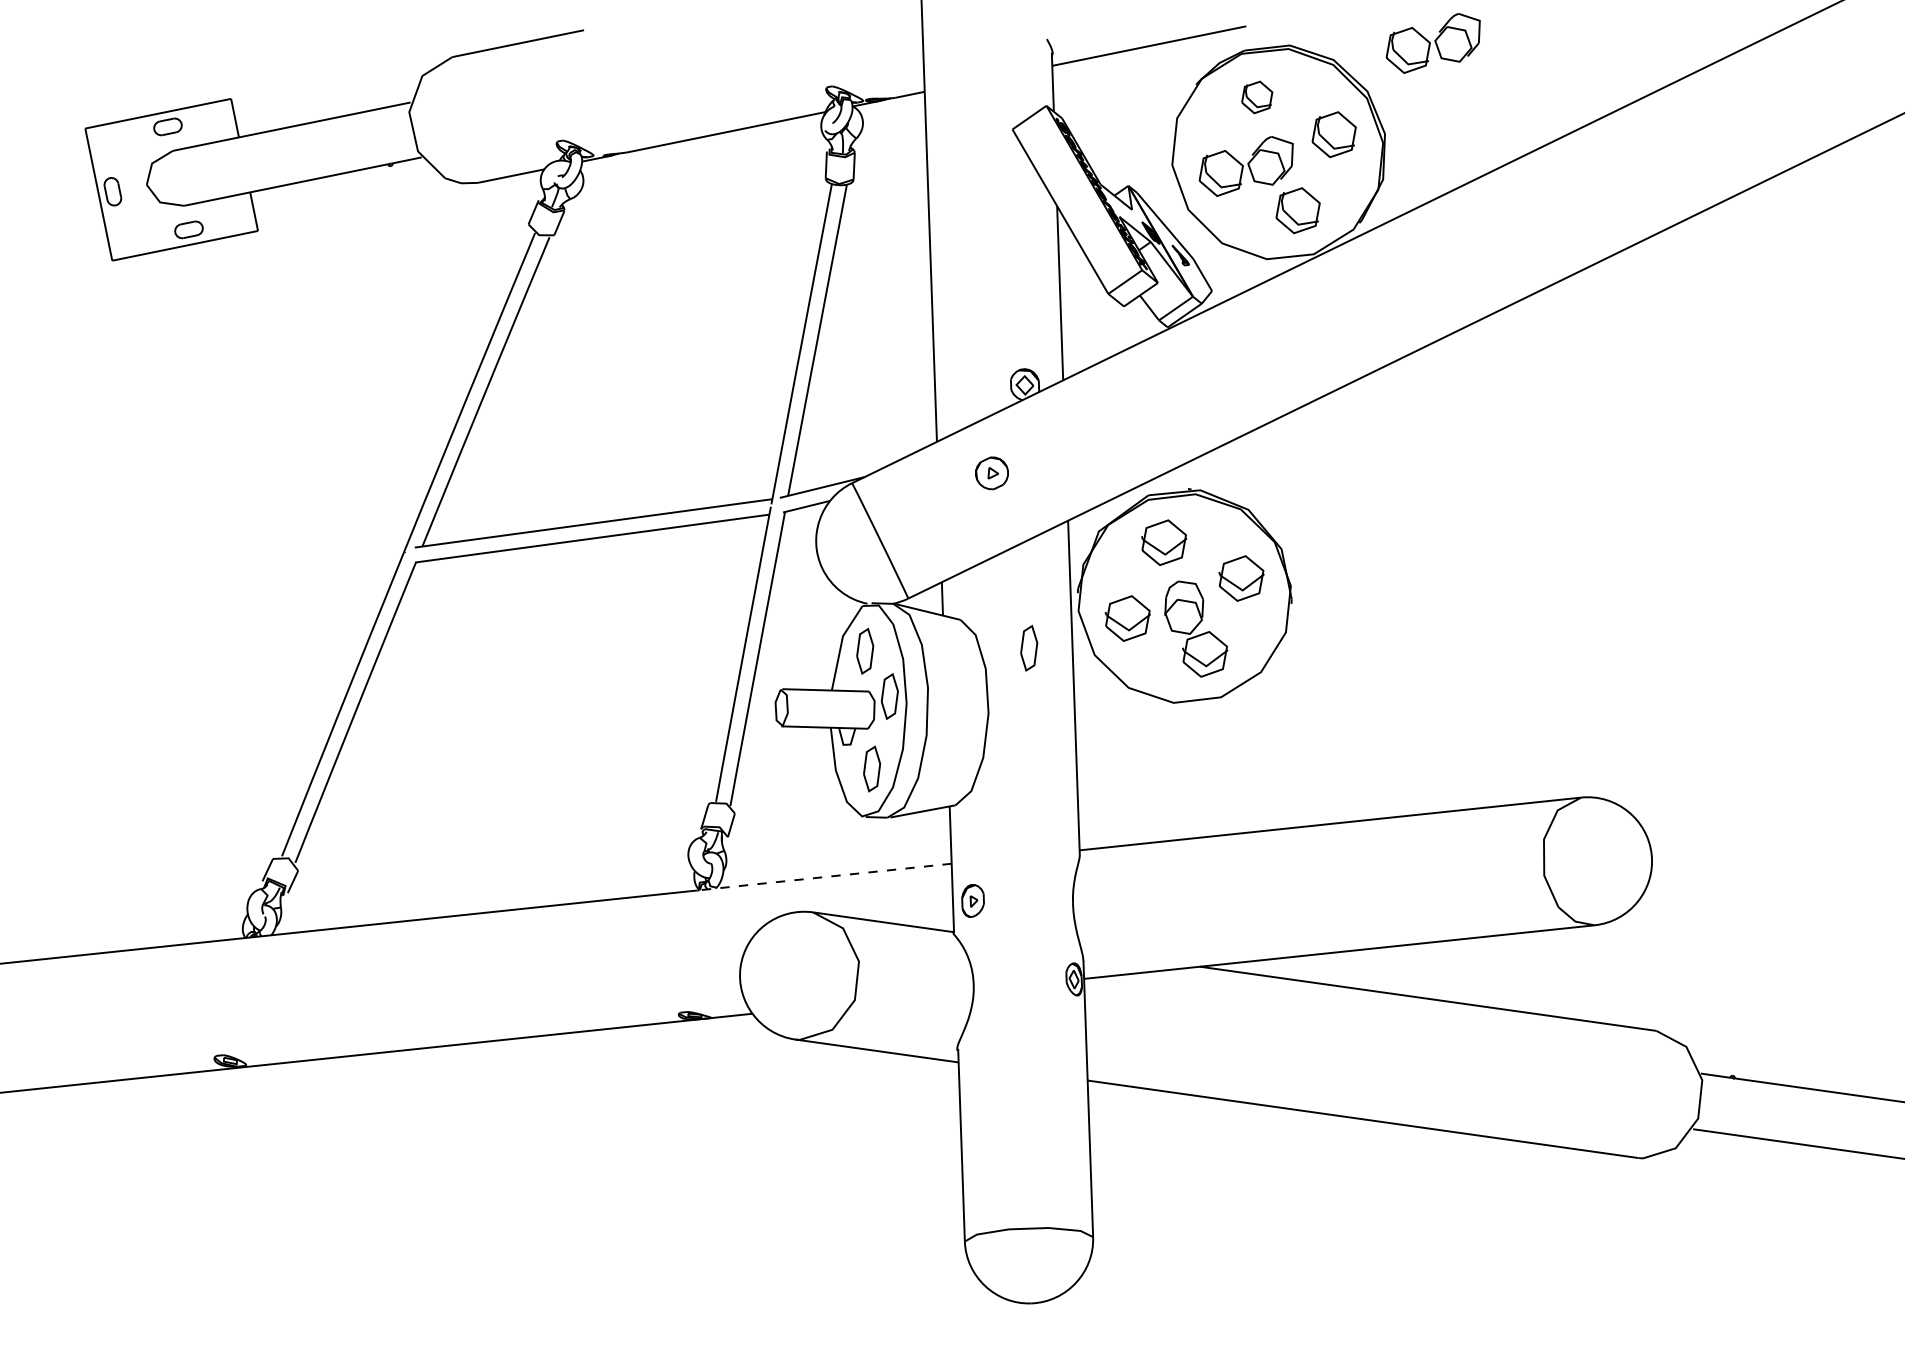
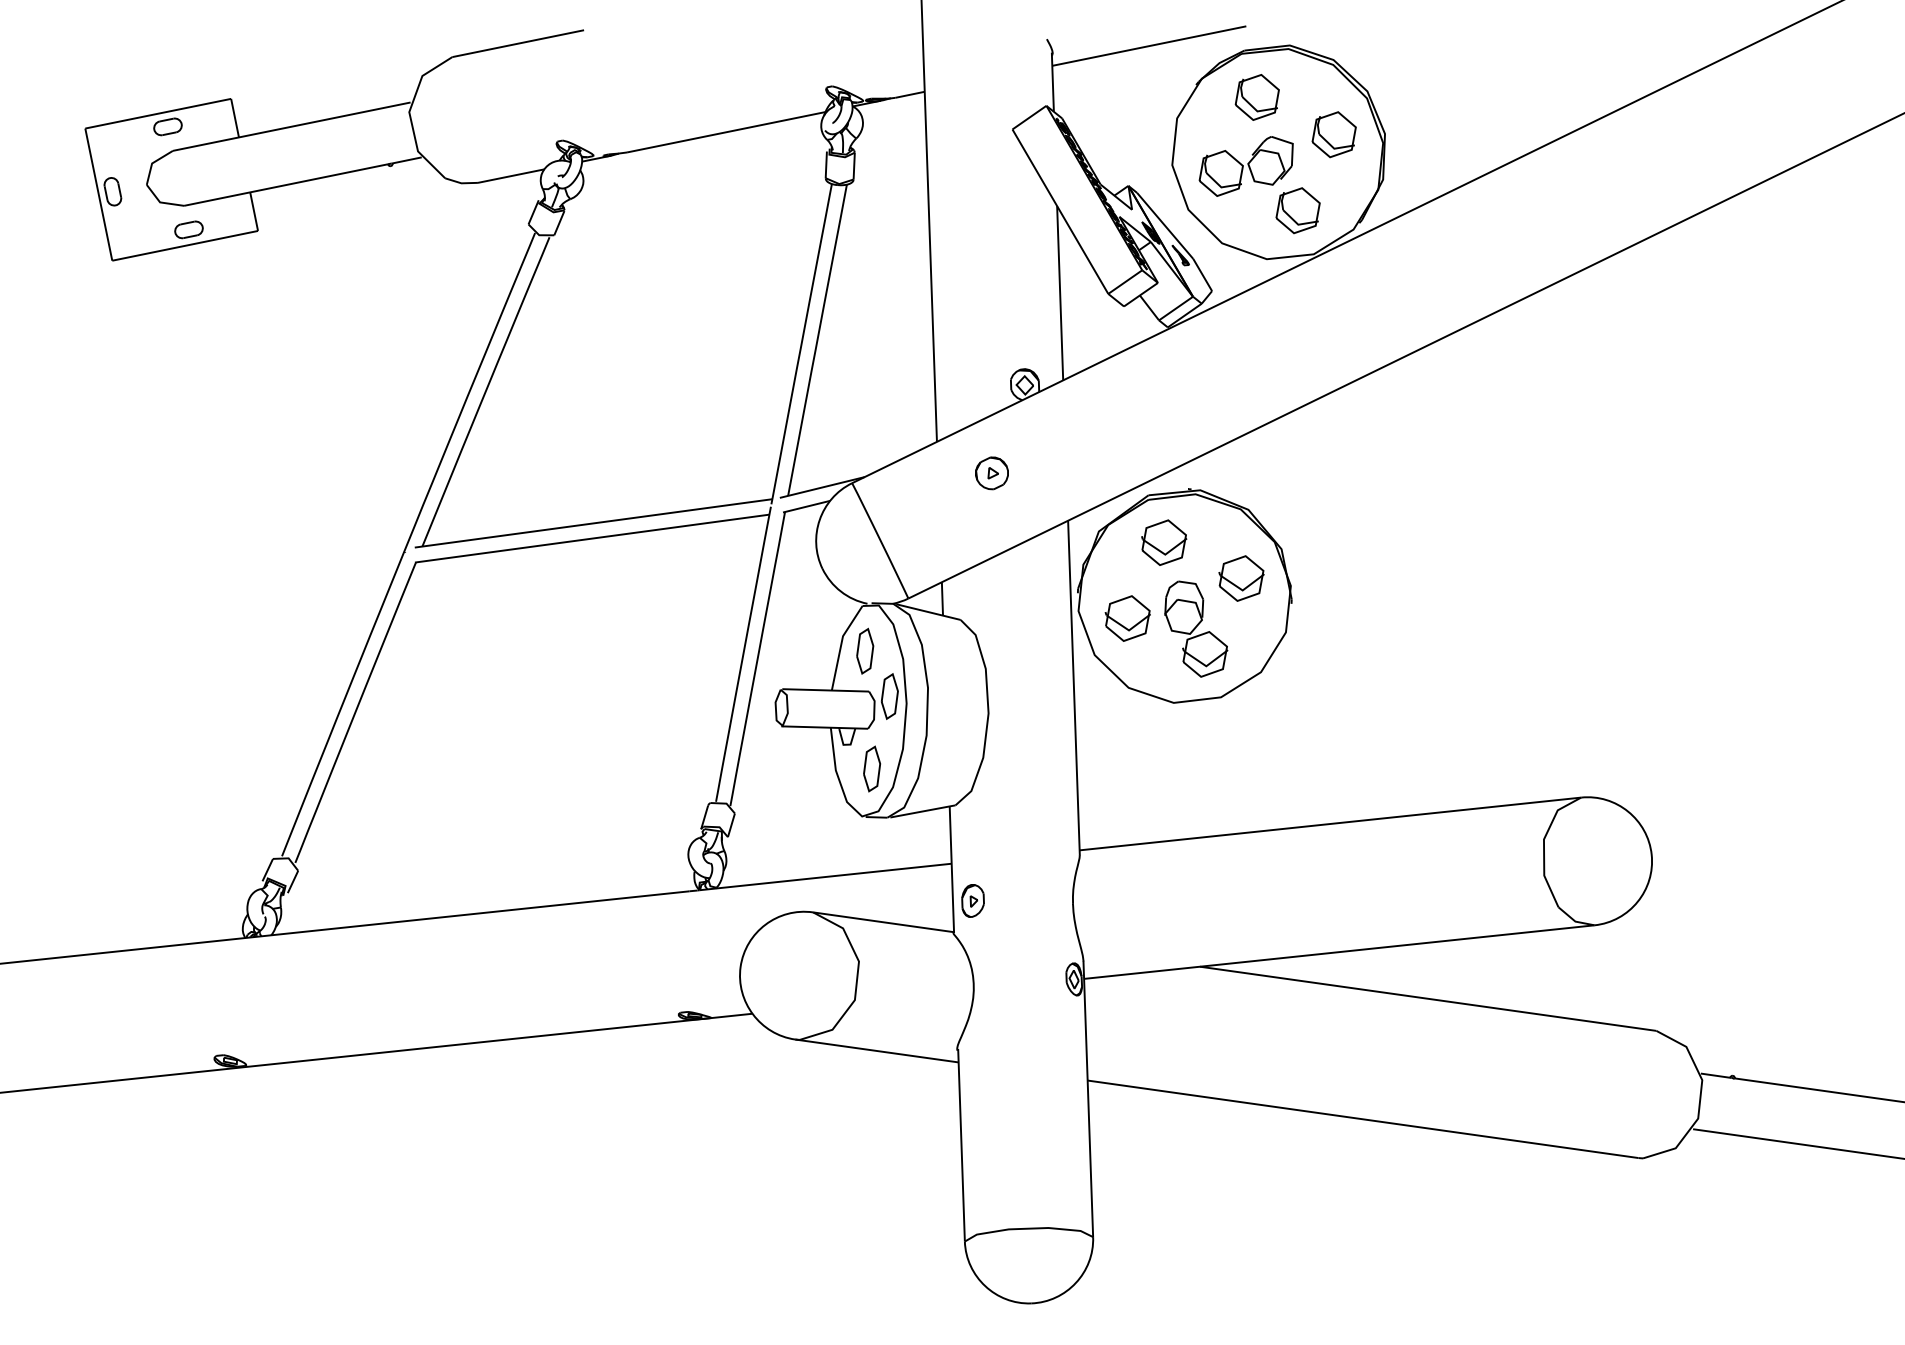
part: present -> none (1432, 43)
part size: 33x35 px -> 46x47 px (1256, 97)
part: present -> none (1029, 647)
line: dashed -> solid (825, 877)
